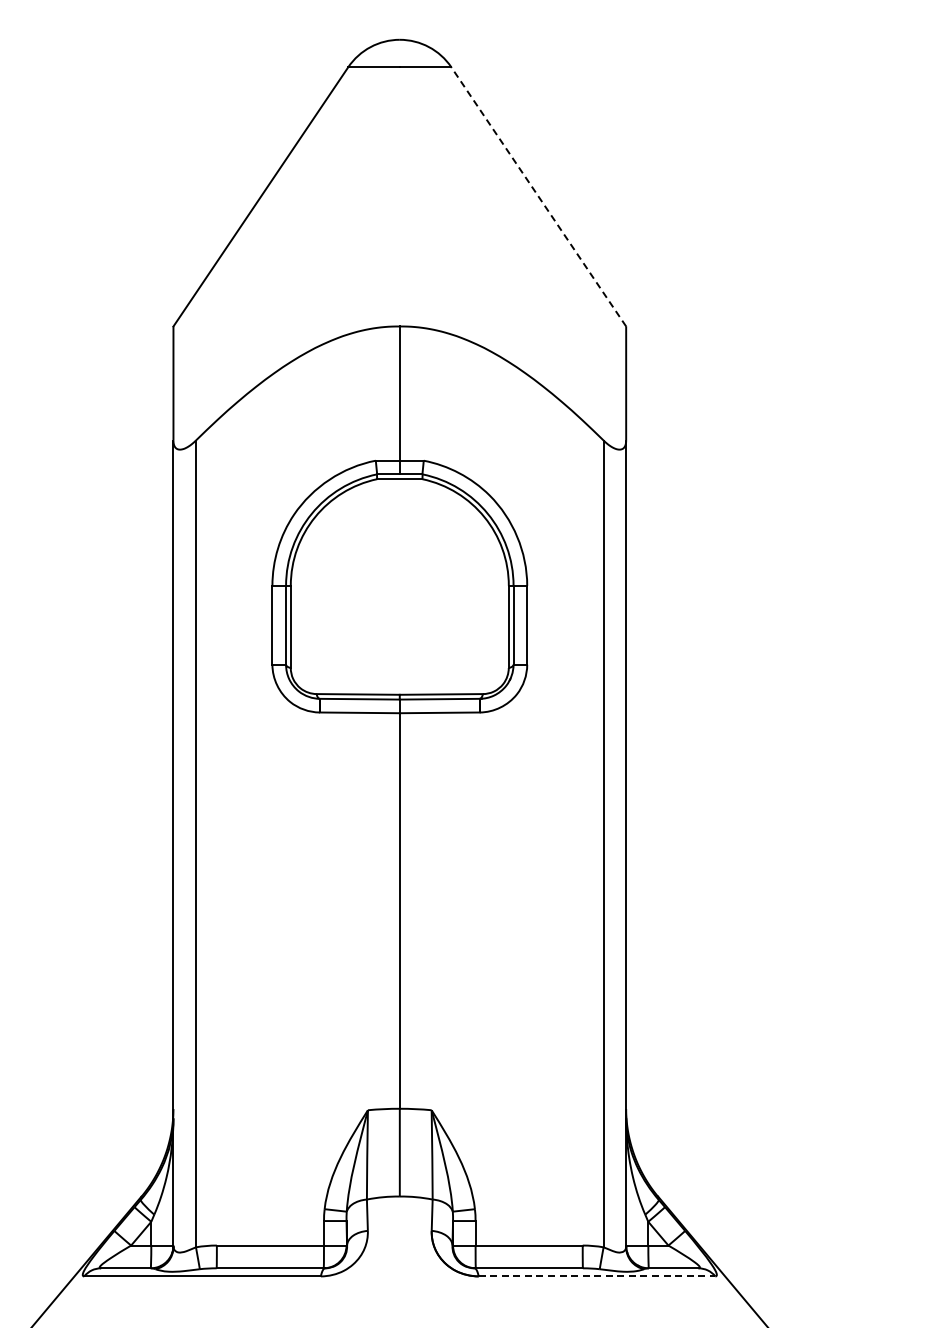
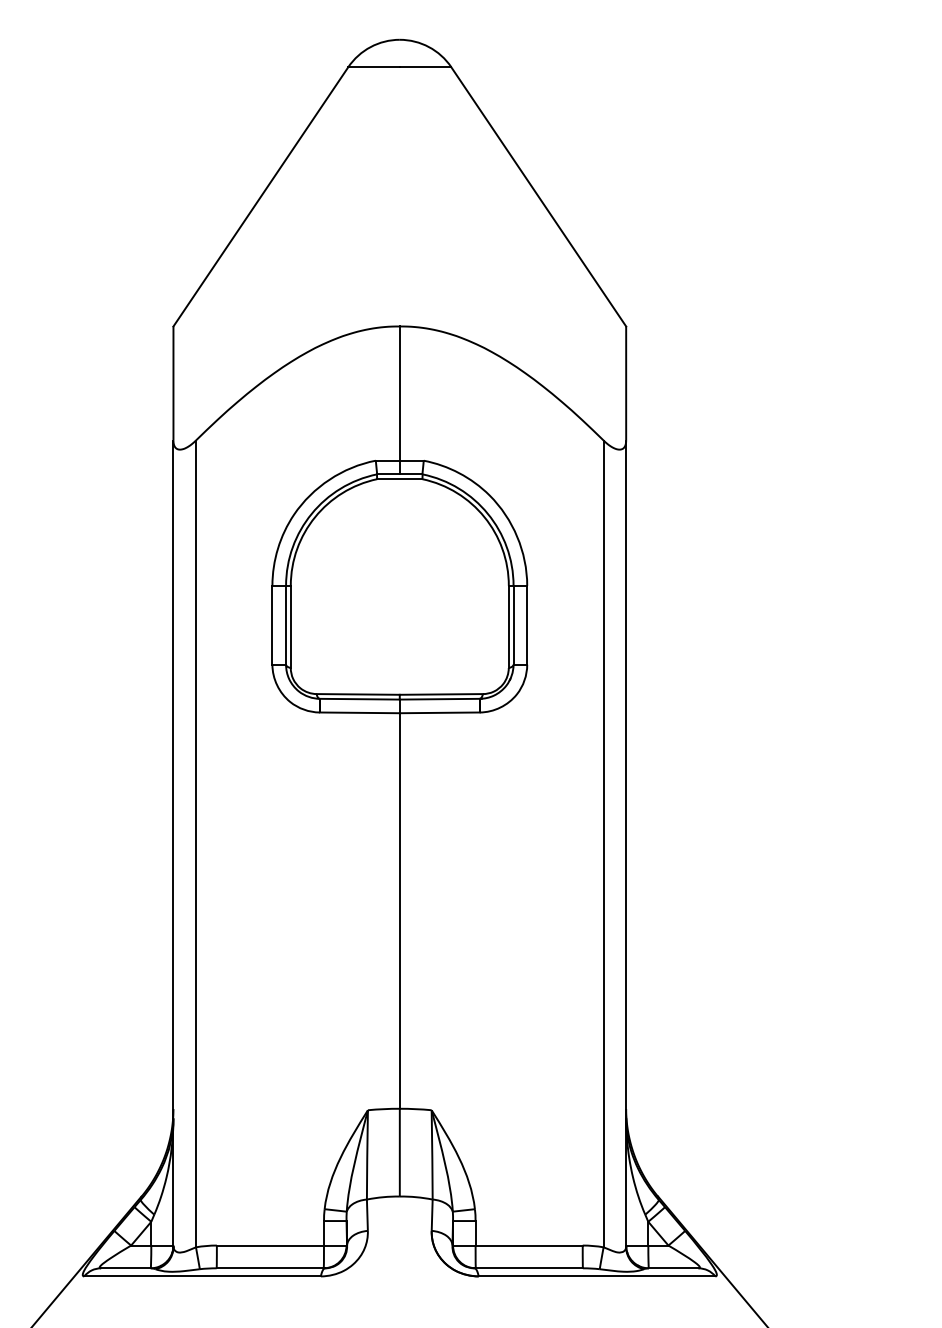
line: dashed -> solid (538, 196)
line: dashed -> solid (597, 1276)
